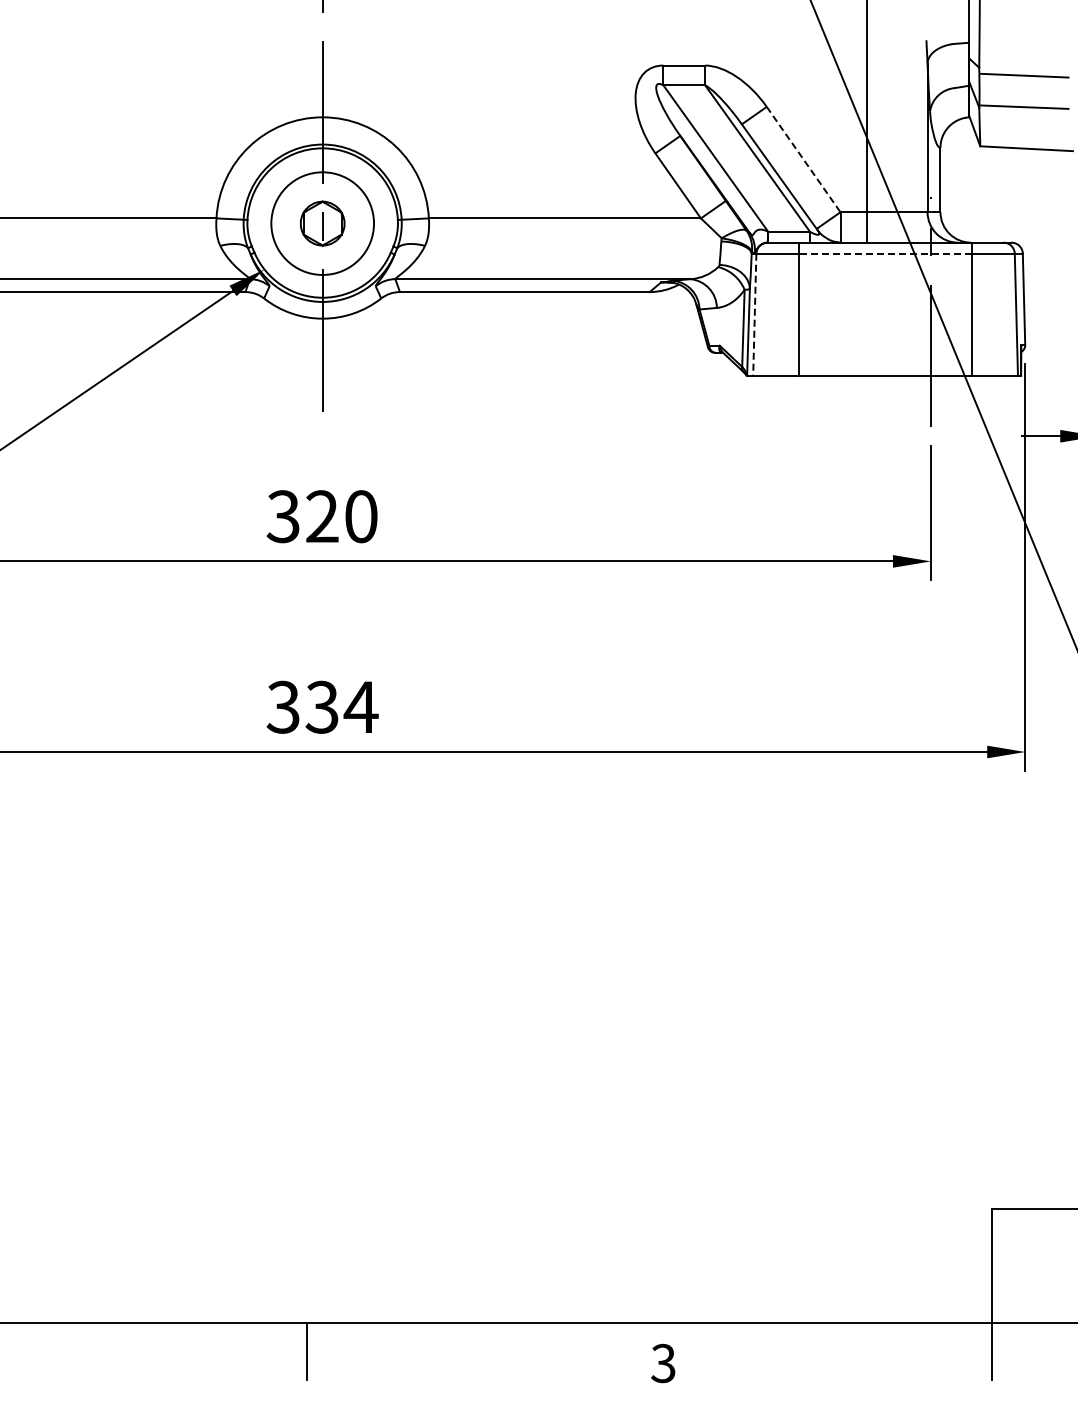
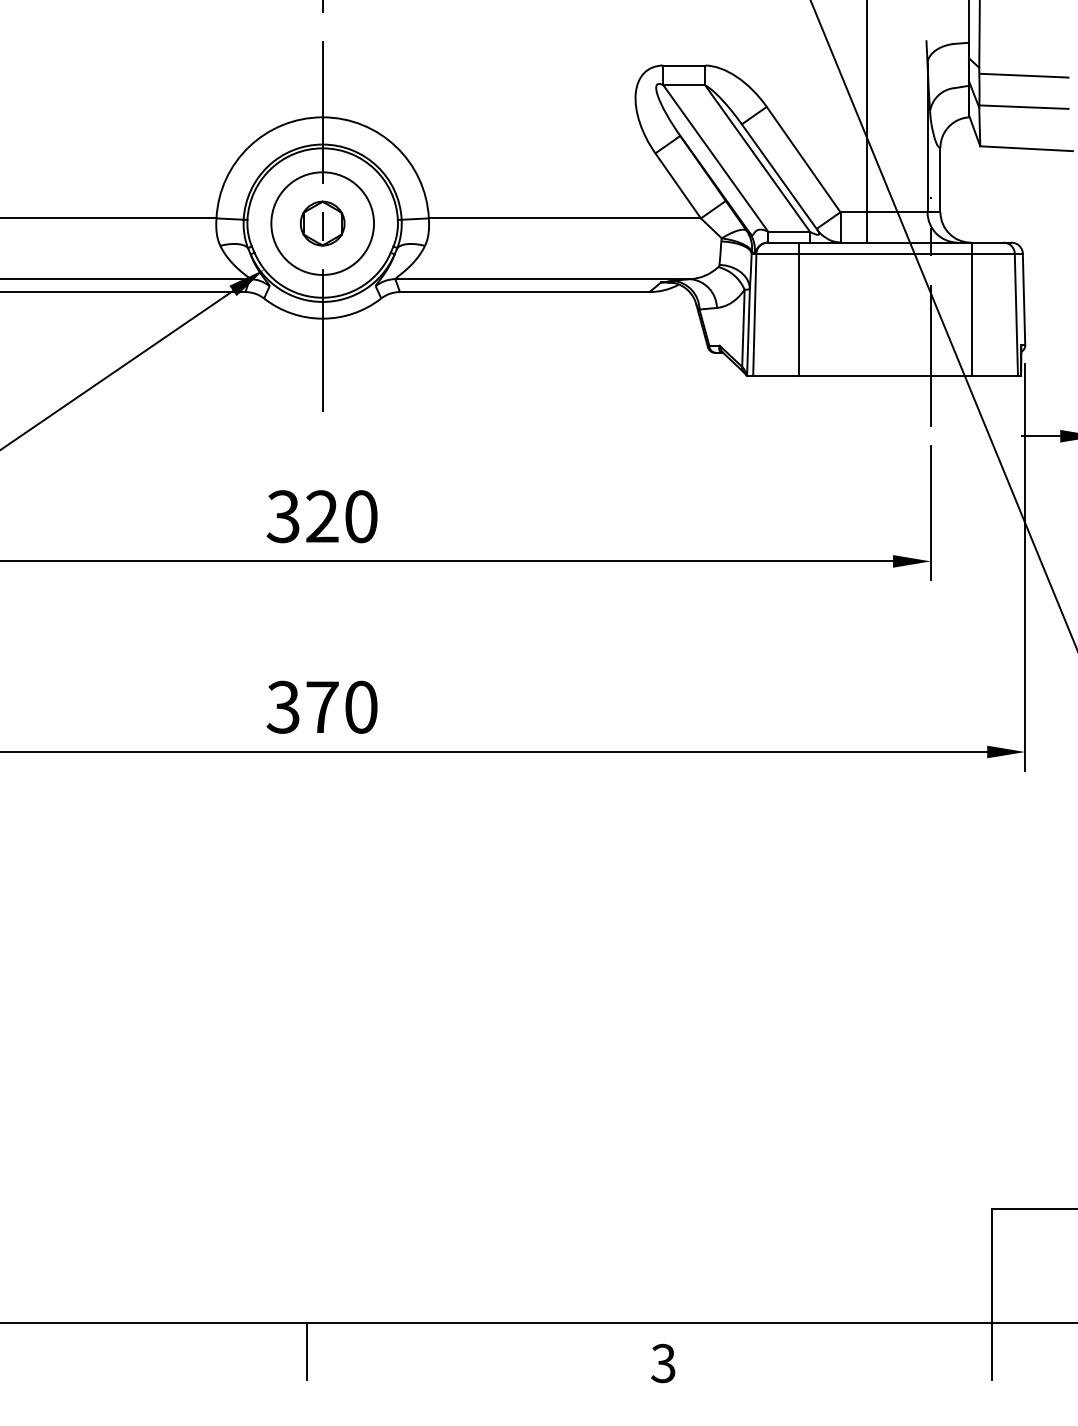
line: dashed -> solid (803, 159)
line: dashed -> solid (885, 253)
line: dashed -> solid (754, 314)
text: 334 -> 370 (341, 706)
